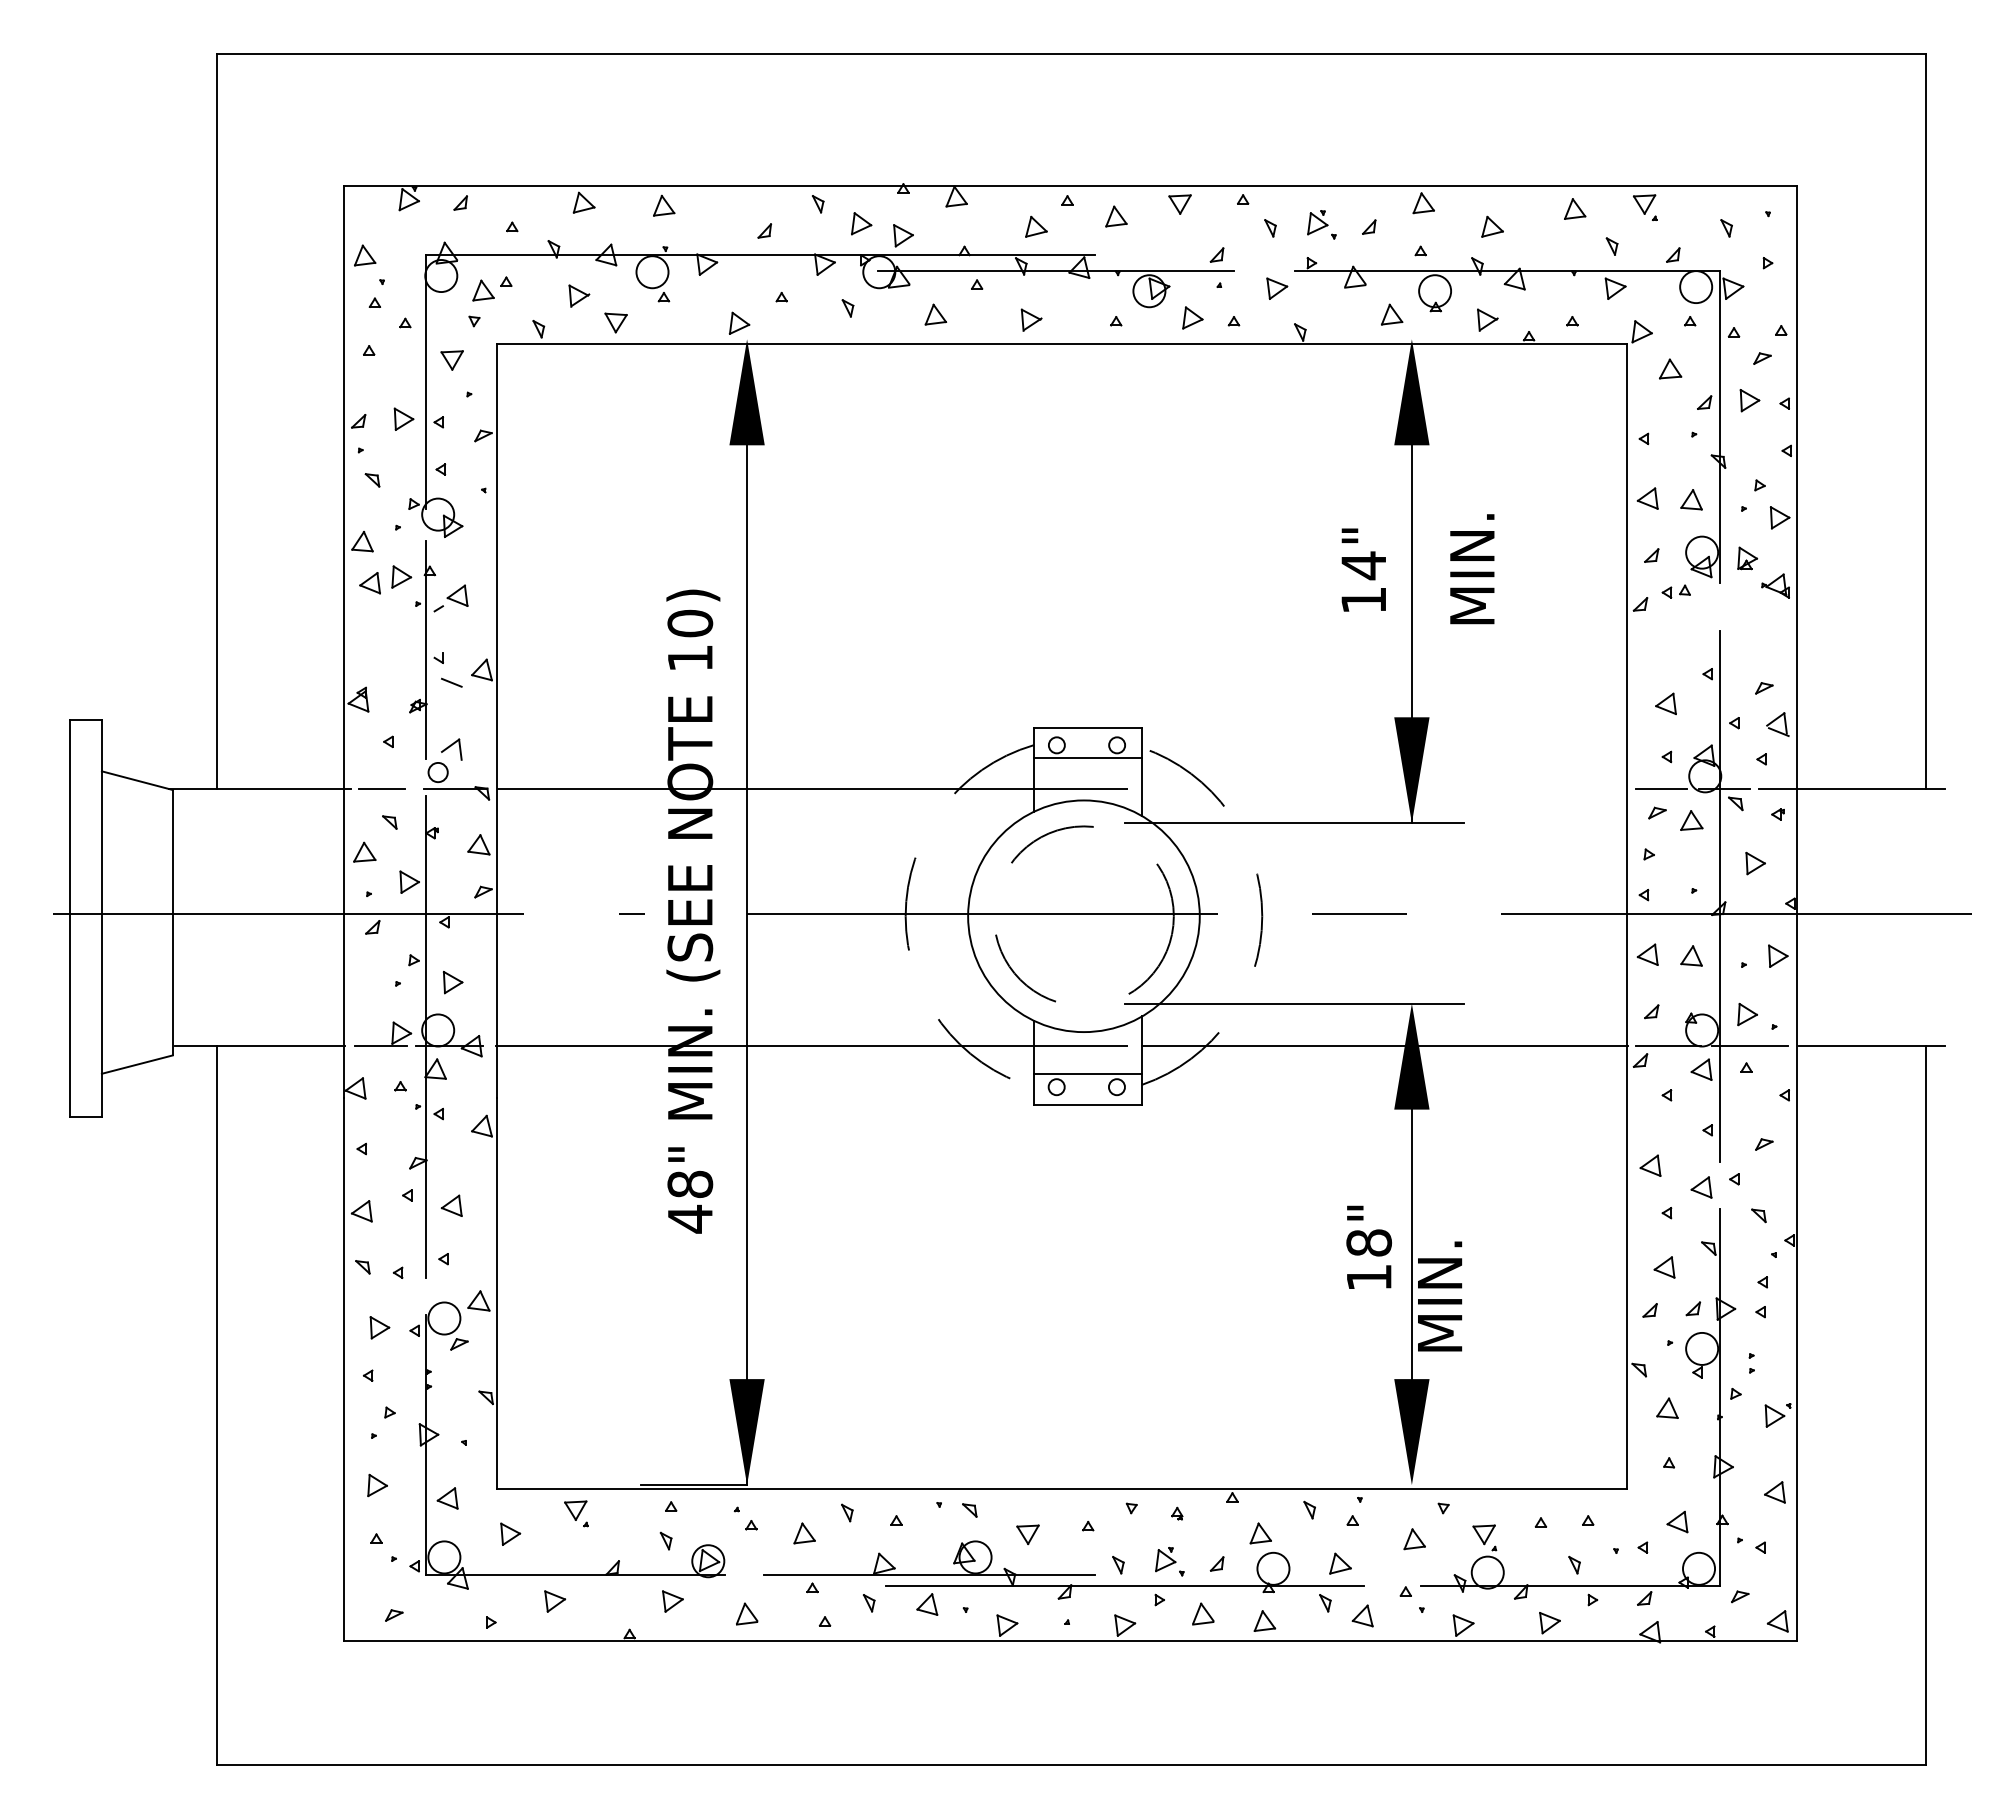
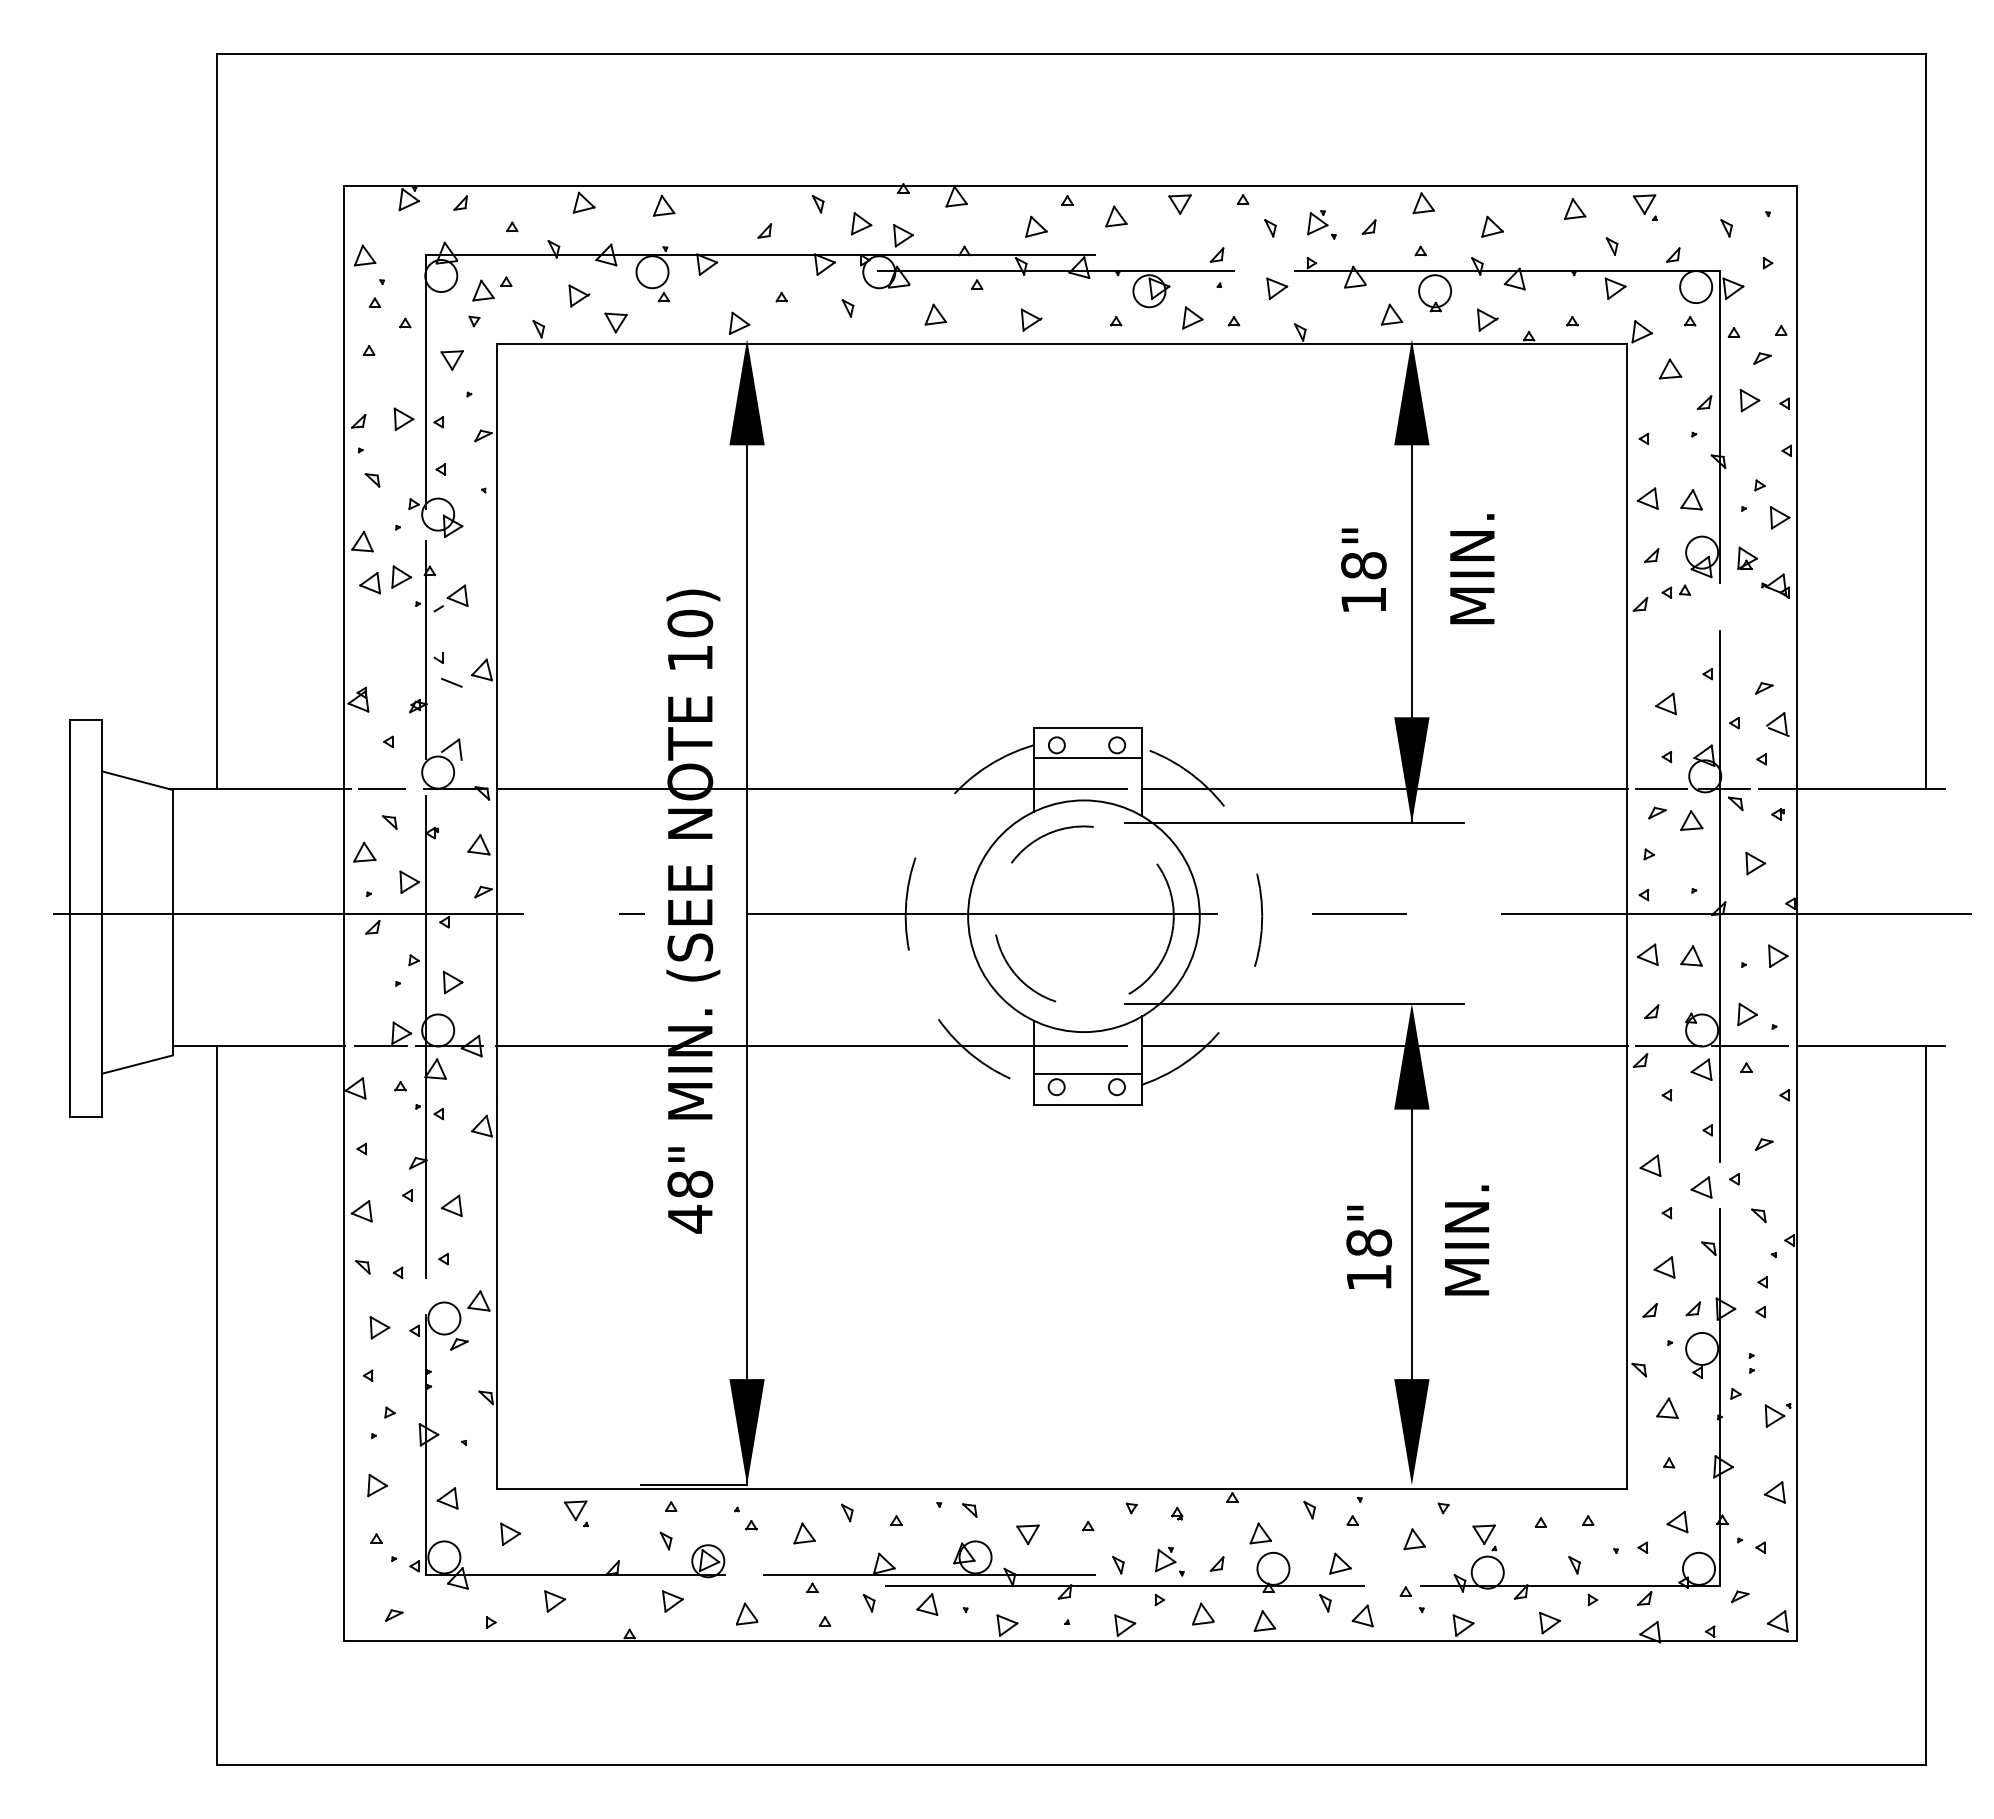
text: 14" -> 18" (1363, 565)
circle diameter: 19 px -> 32 px (438, 772)
line: none -> present (1385, 789)
text position: (1440, 1296) -> (1467, 1240) (1467, 1240)
